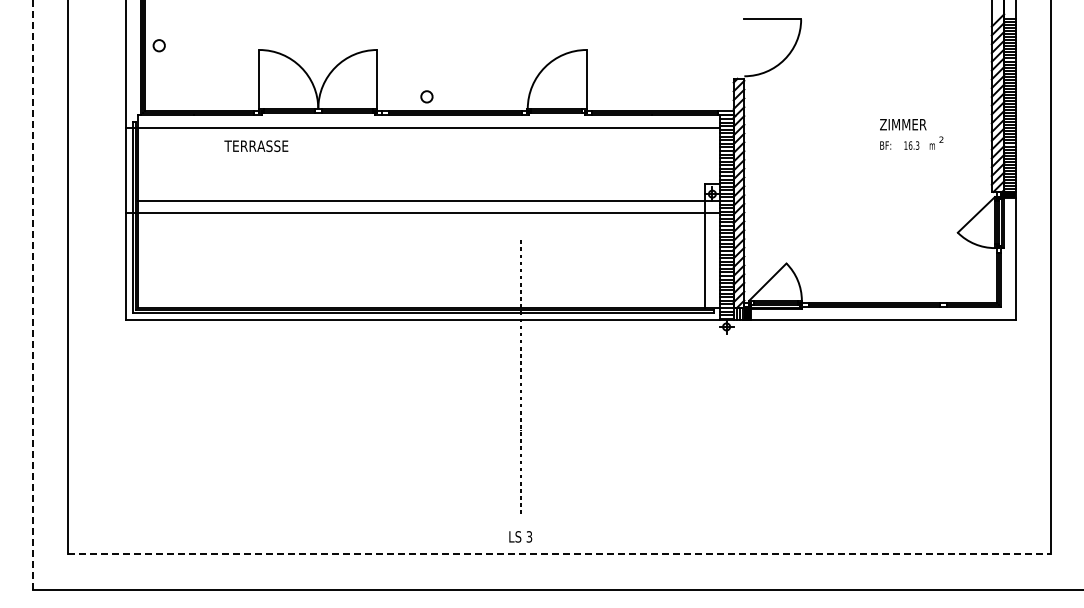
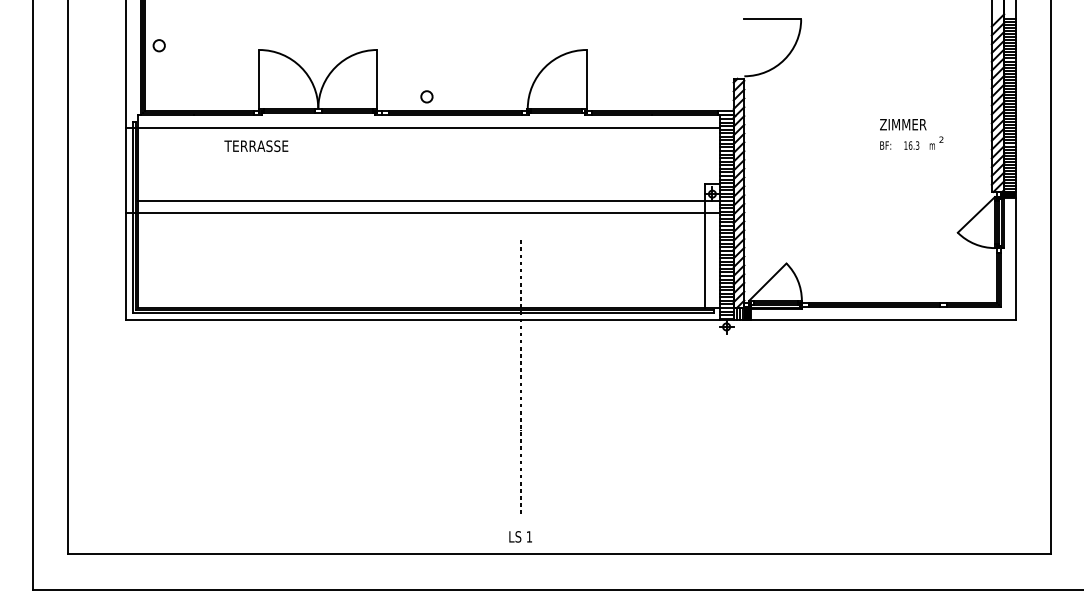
line: dashed -> solid (32, 295)
text: 3 -> 1 (529, 536)
line: dashed -> solid (559, 554)
